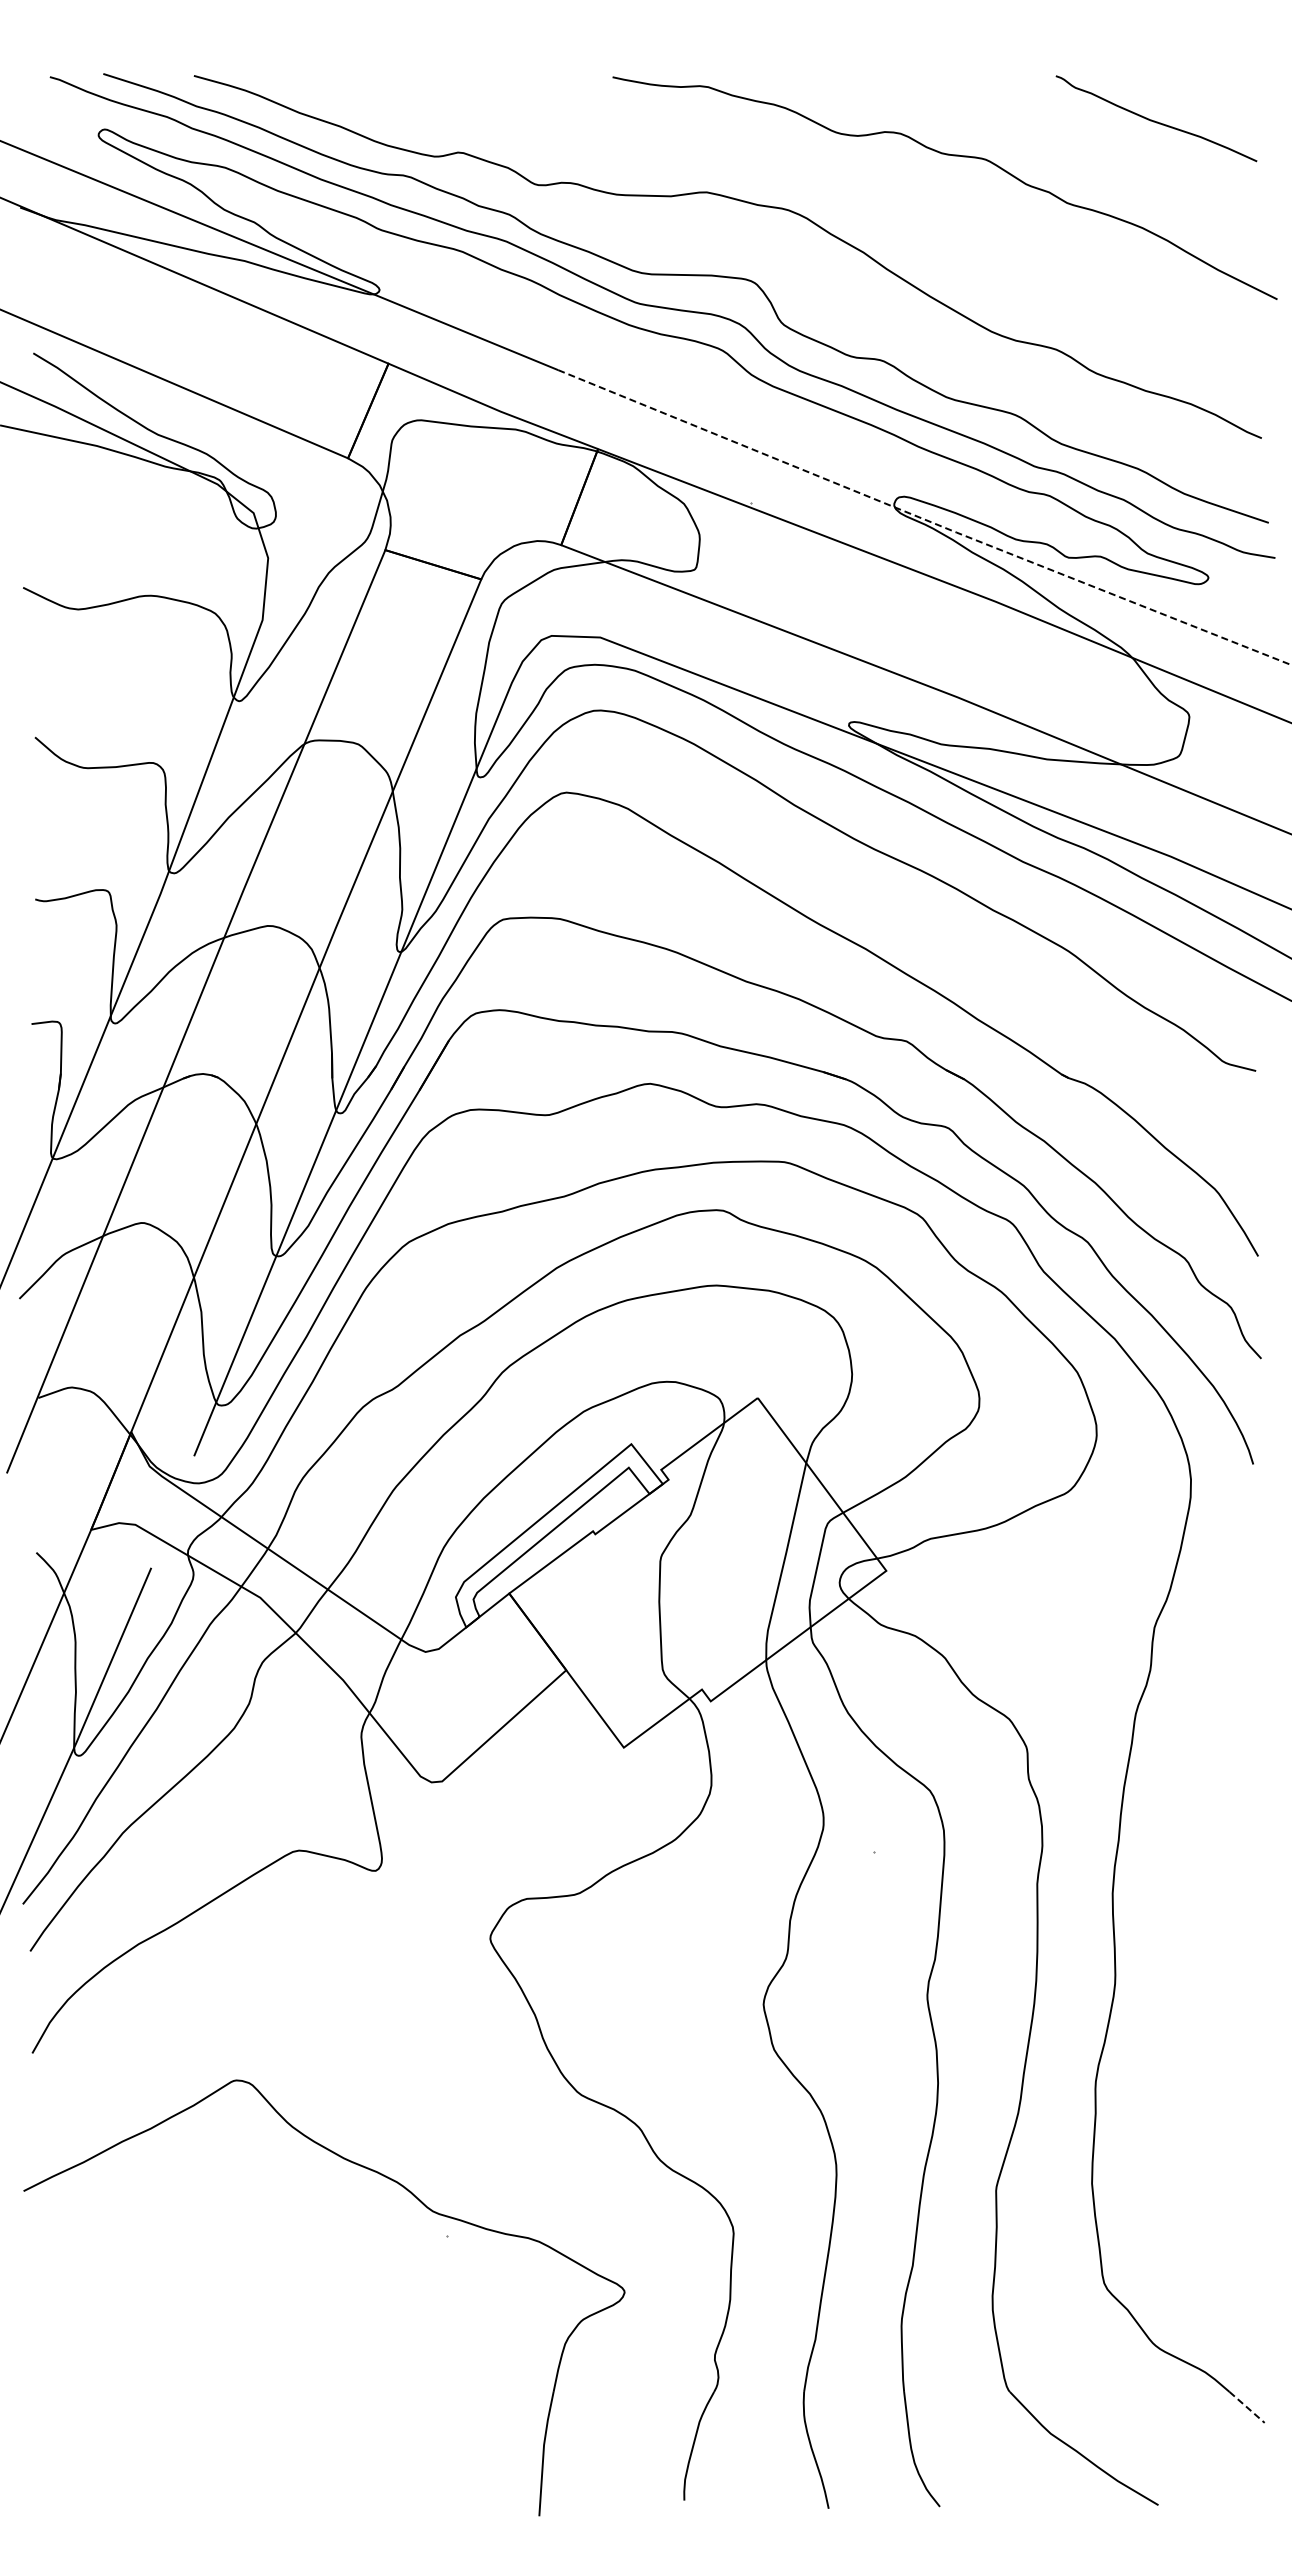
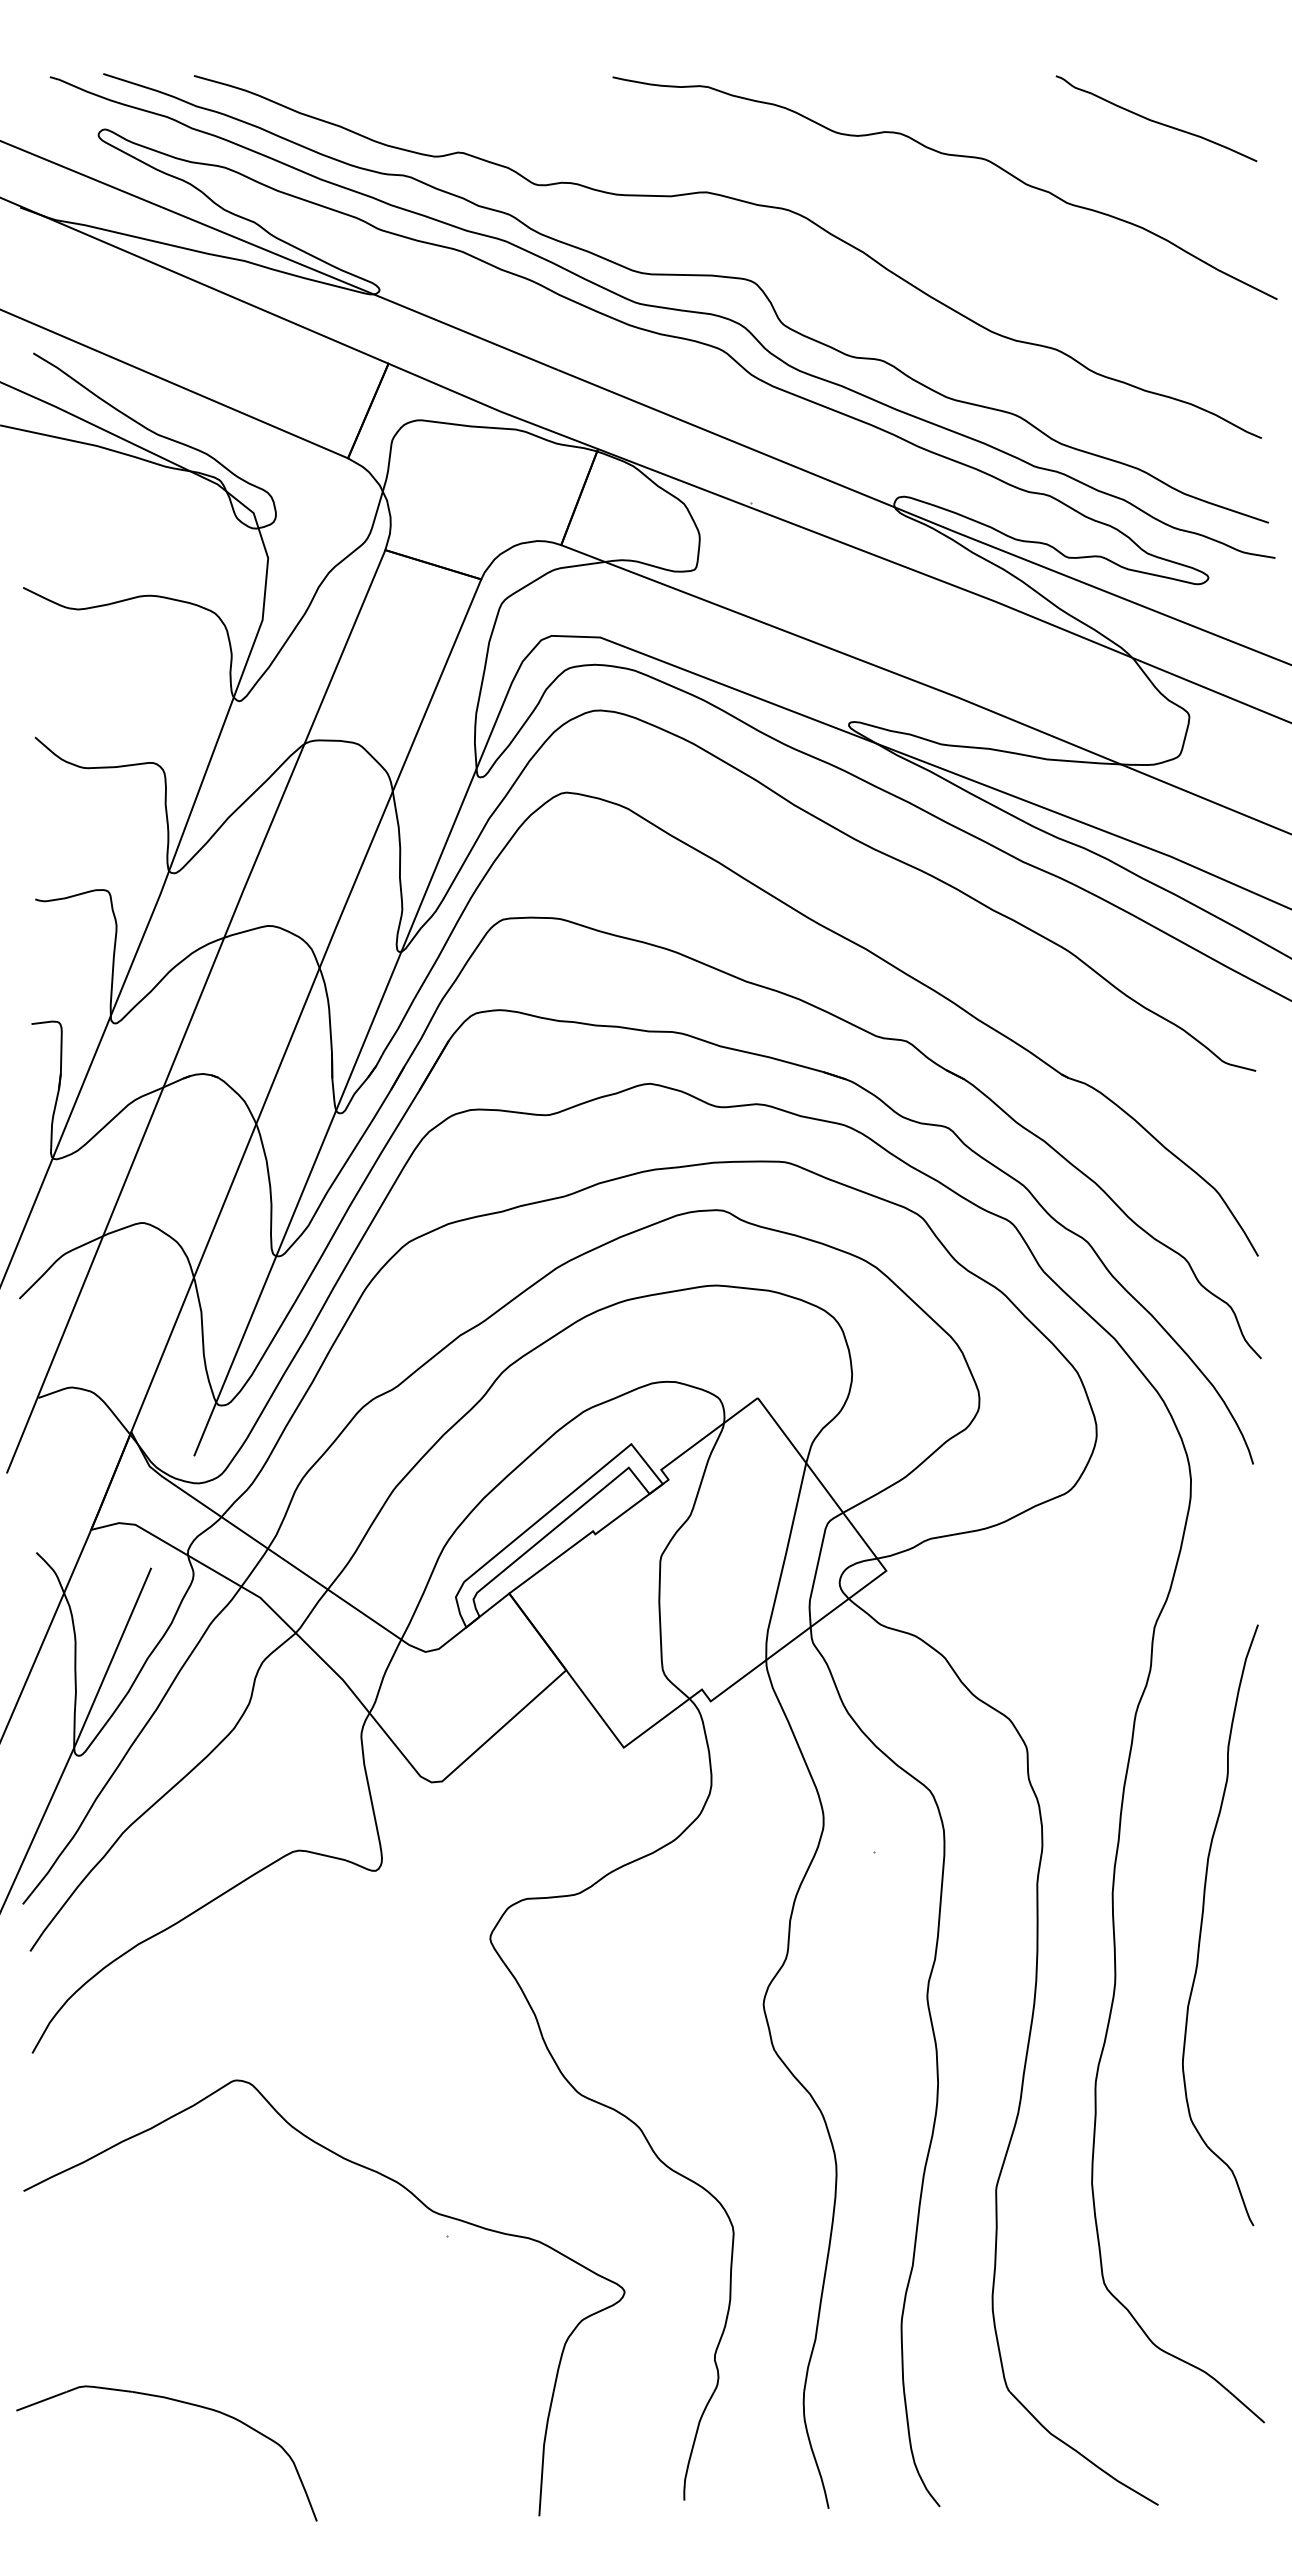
line: dashed -> solid (924, 519)
curve: none -> present (1202, 1925)
part: none -> present (179, 2402)
line: dashed -> solid (1247, 2407)
